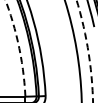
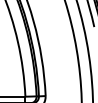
arc: dashed -> solid (18, 46)
arc: dashed -> solid (88, 51)
